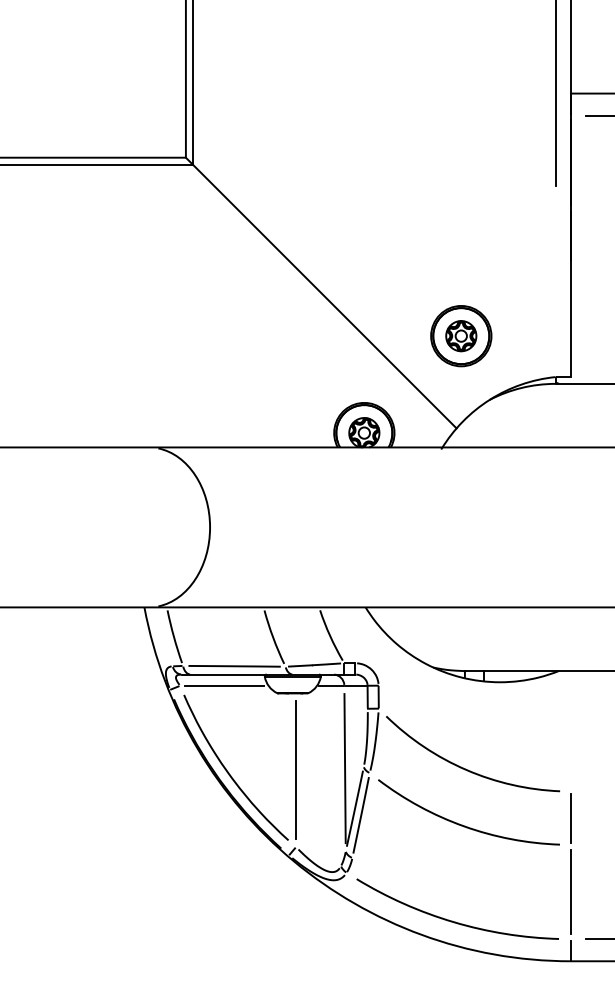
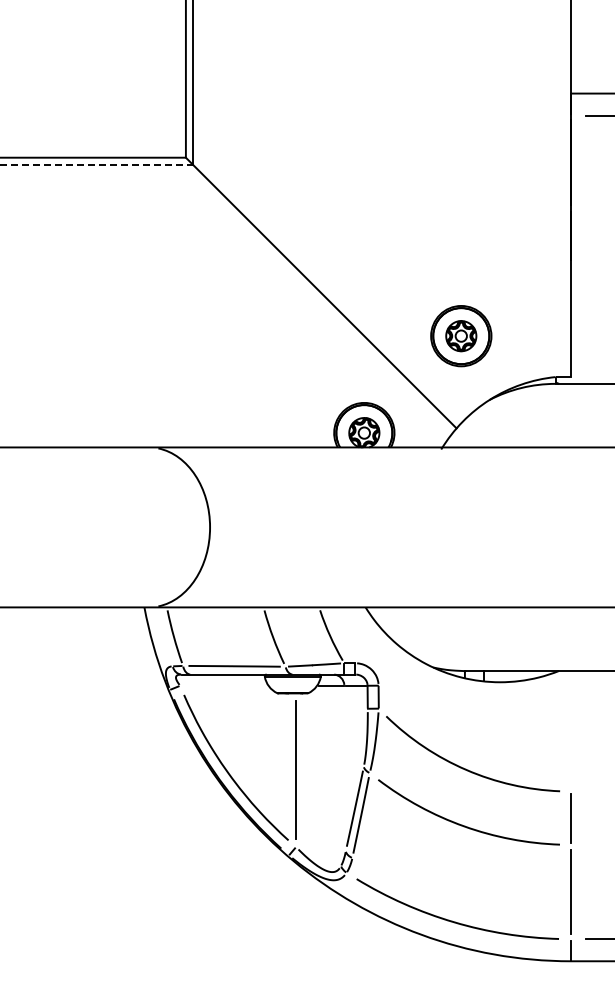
line: present -> none (555, 94)
line: solid -> dashed (97, 165)
line: present -> none (224, 685)
line: present -> none (344, 768)
